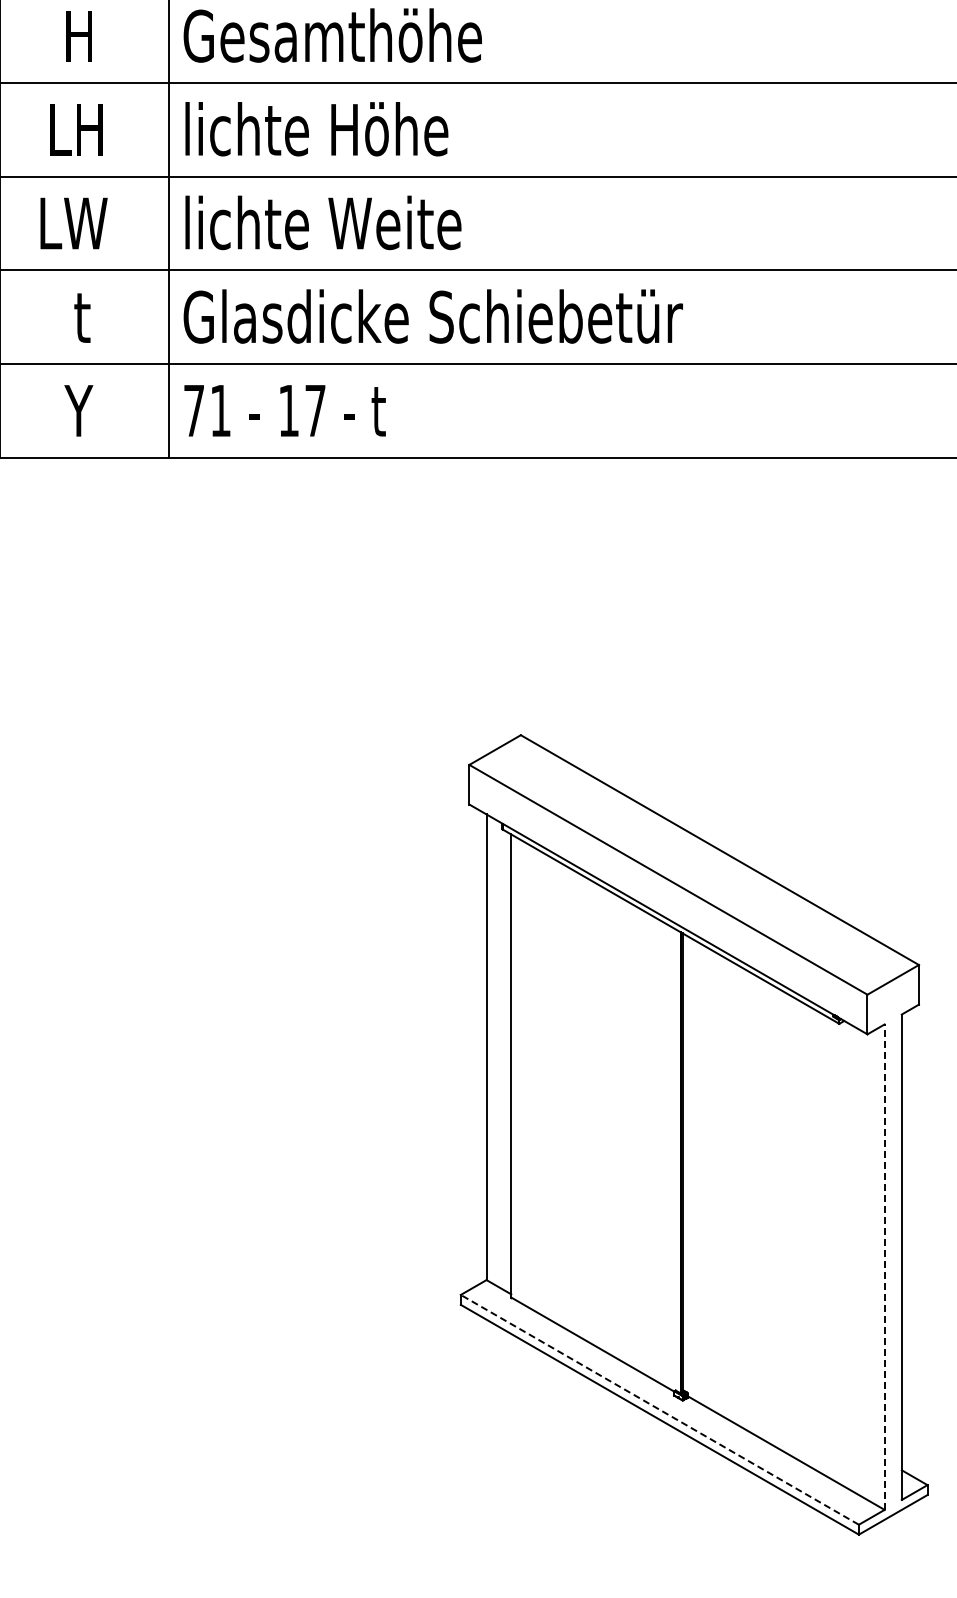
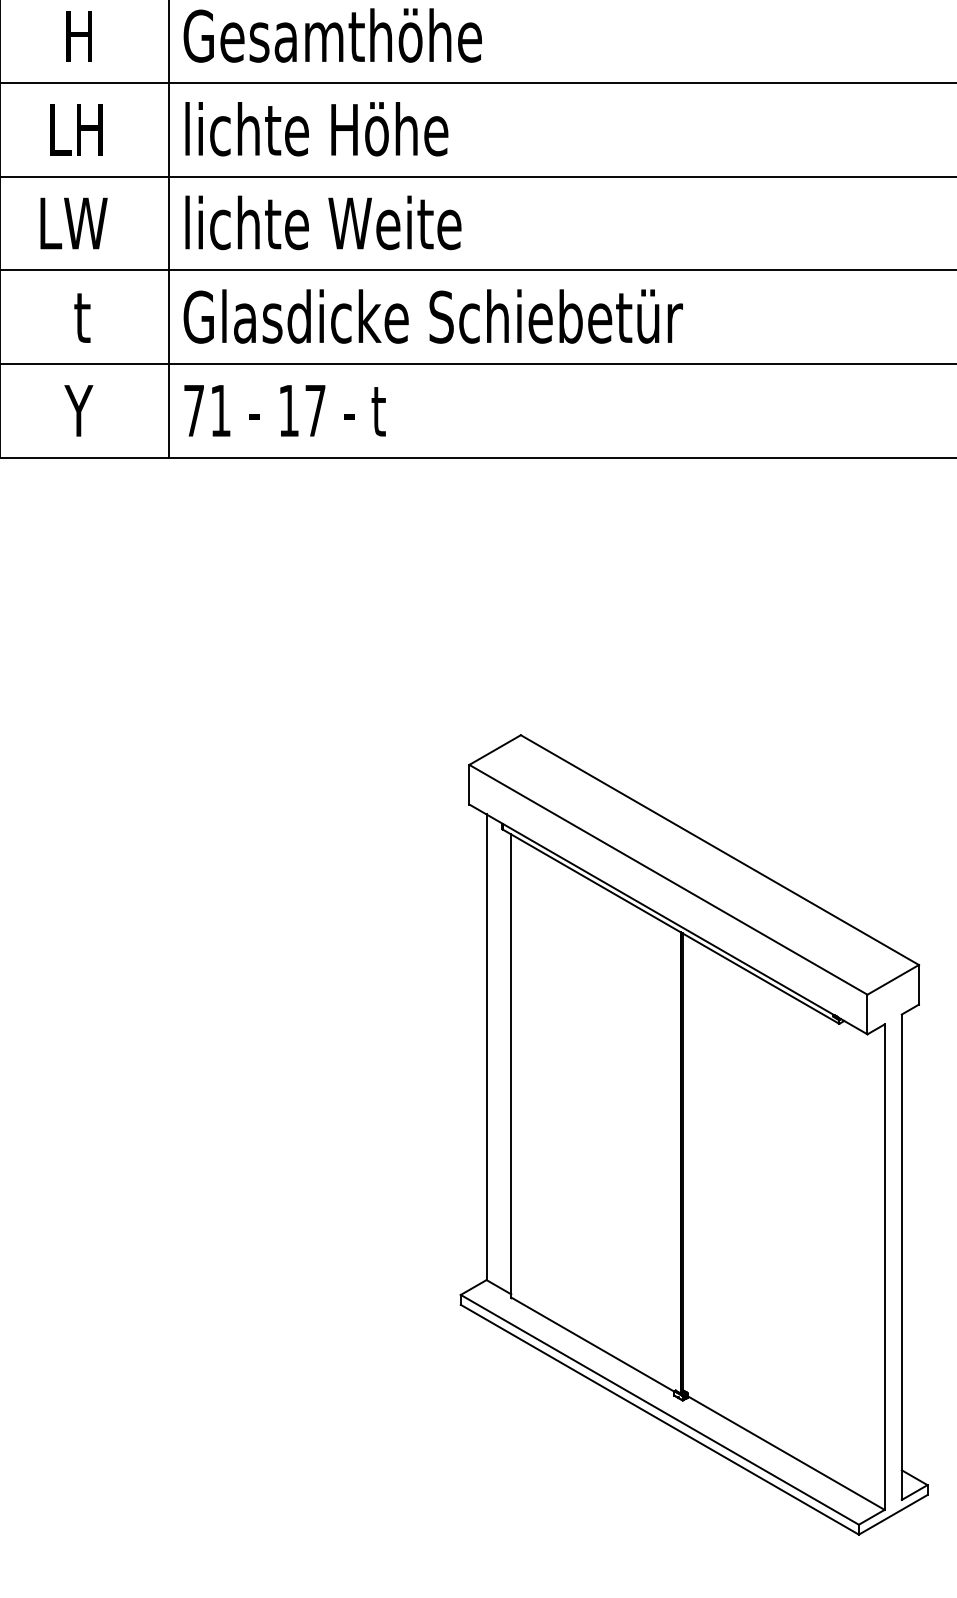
line: dashed -> solid (884, 1267)
line: dashed -> solid (659, 1409)
